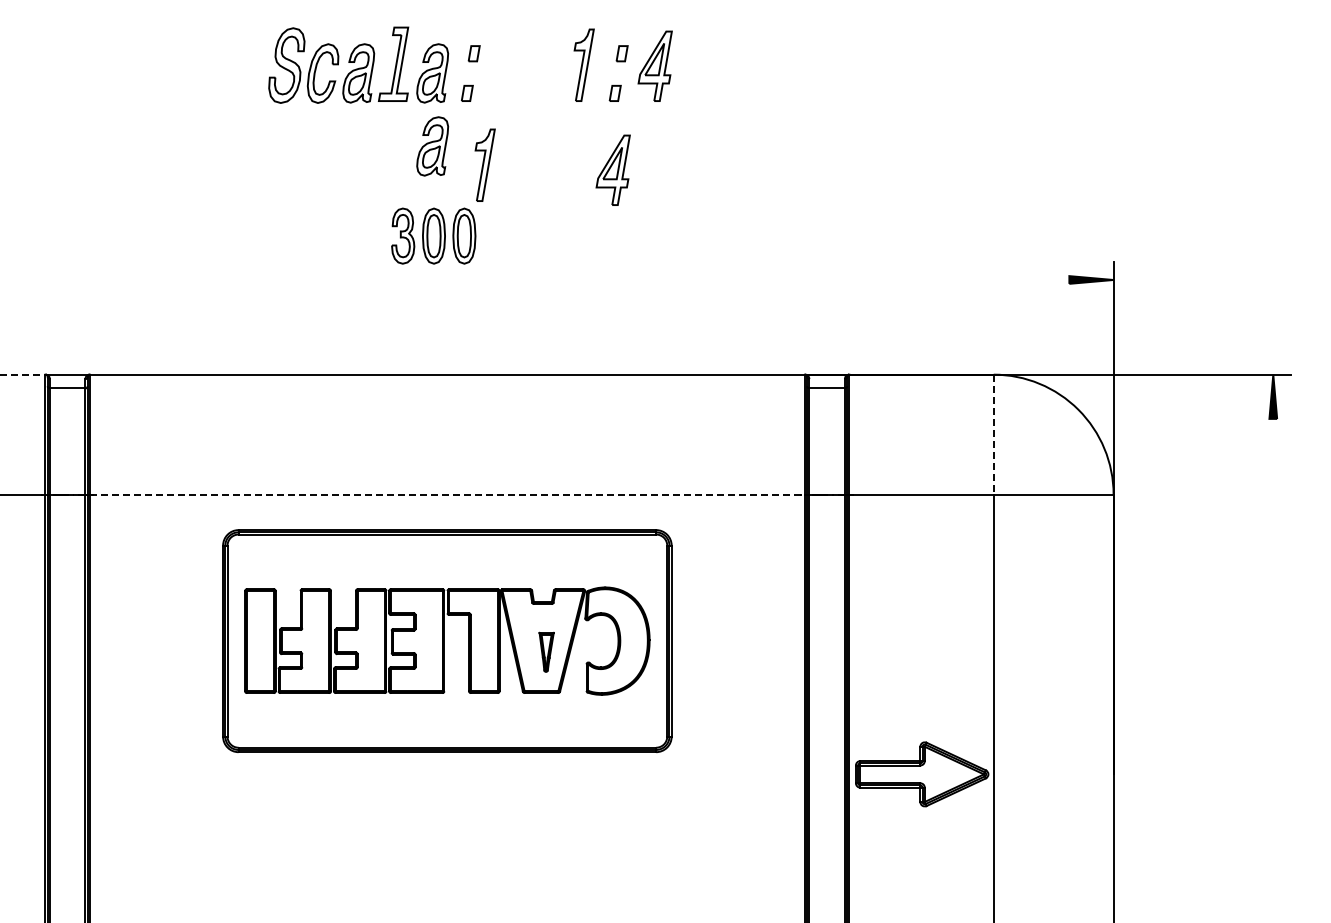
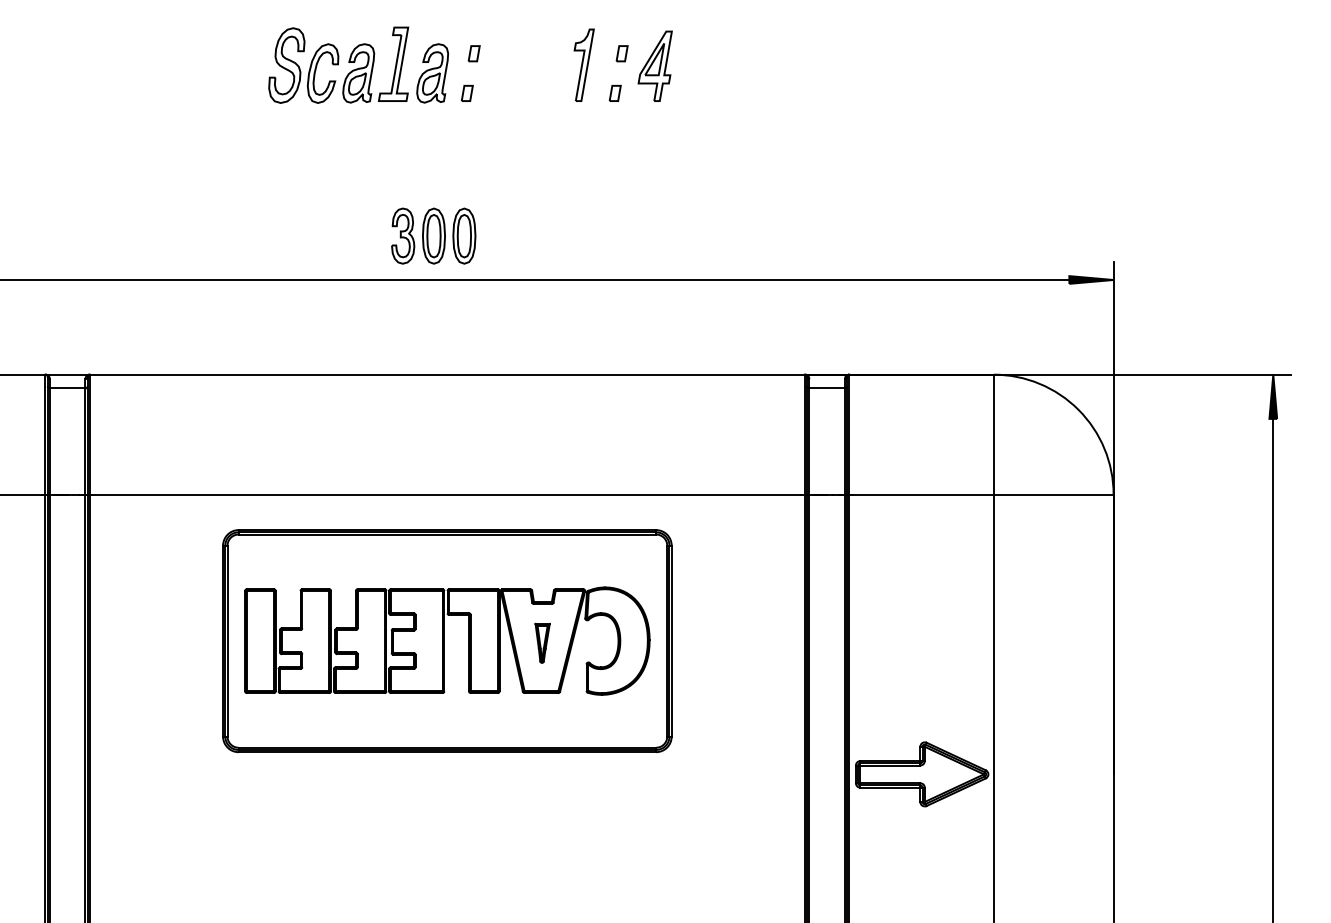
part: present -> none (432, 146)
part: present -> none (484, 164)
part: present -> none (612, 169)
line: none -> present (535, 279)
line: dashed -> solid (23, 374)
line: dashed -> solid (993, 434)
line: dashed -> solid (447, 494)
part position: (546, 651) -> (542, 642) (542, 642)
line: none -> present (1273, 668)
